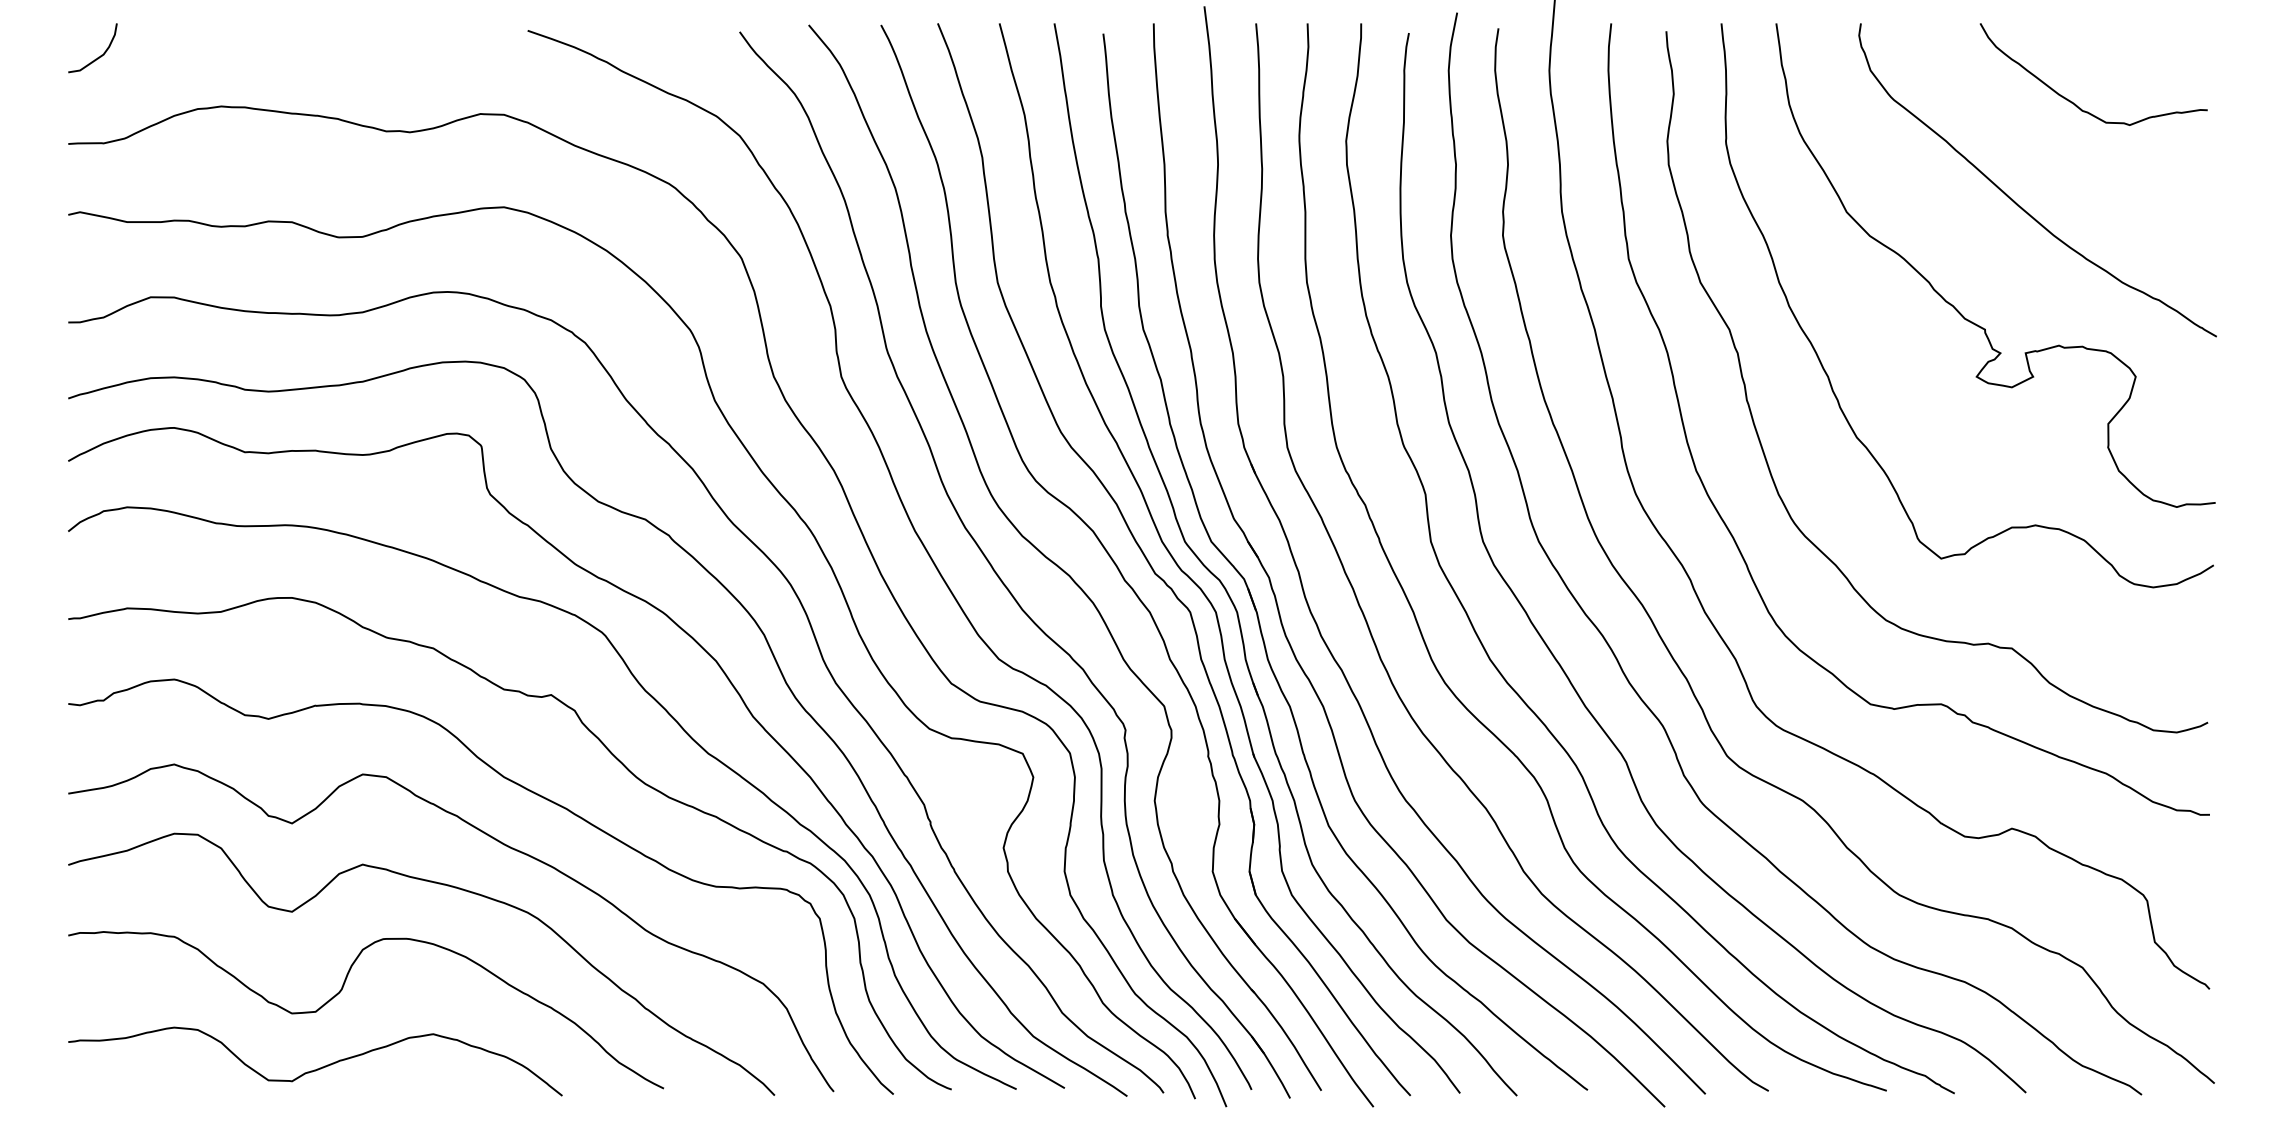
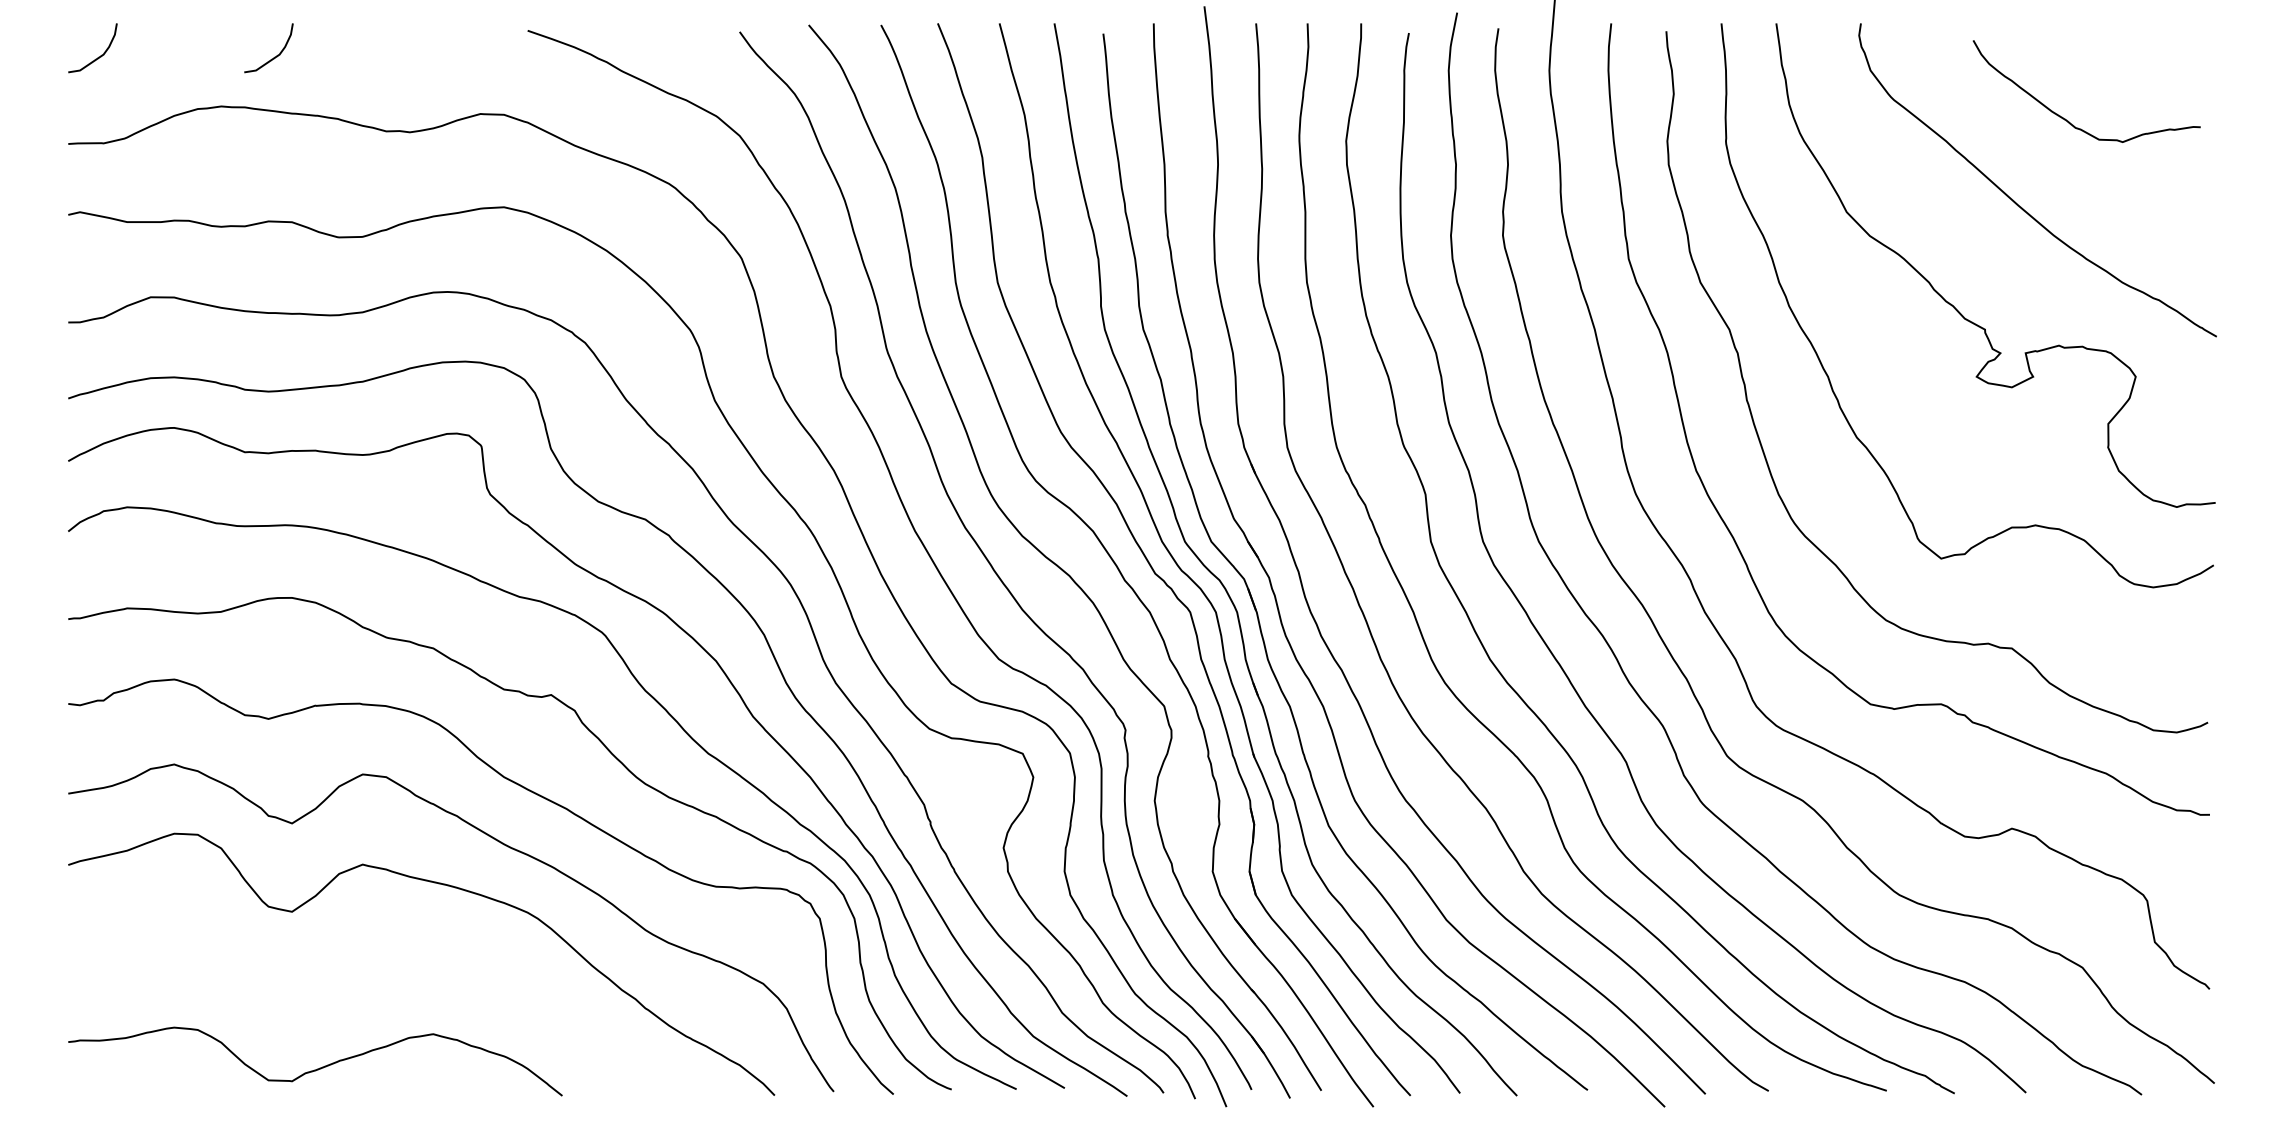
curve: none -> present (274, 56)
curve position: (2075, 103) -> (2068, 120) (2068, 120)
curve: present -> none (342, 990)
